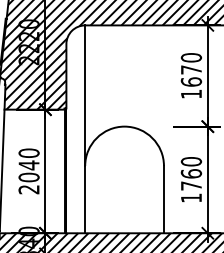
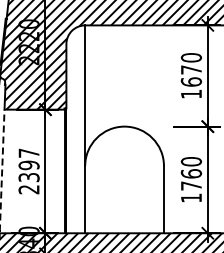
text: 2040 -> 2397 (28, 165)
line: solid -> dashed (2, 167)
